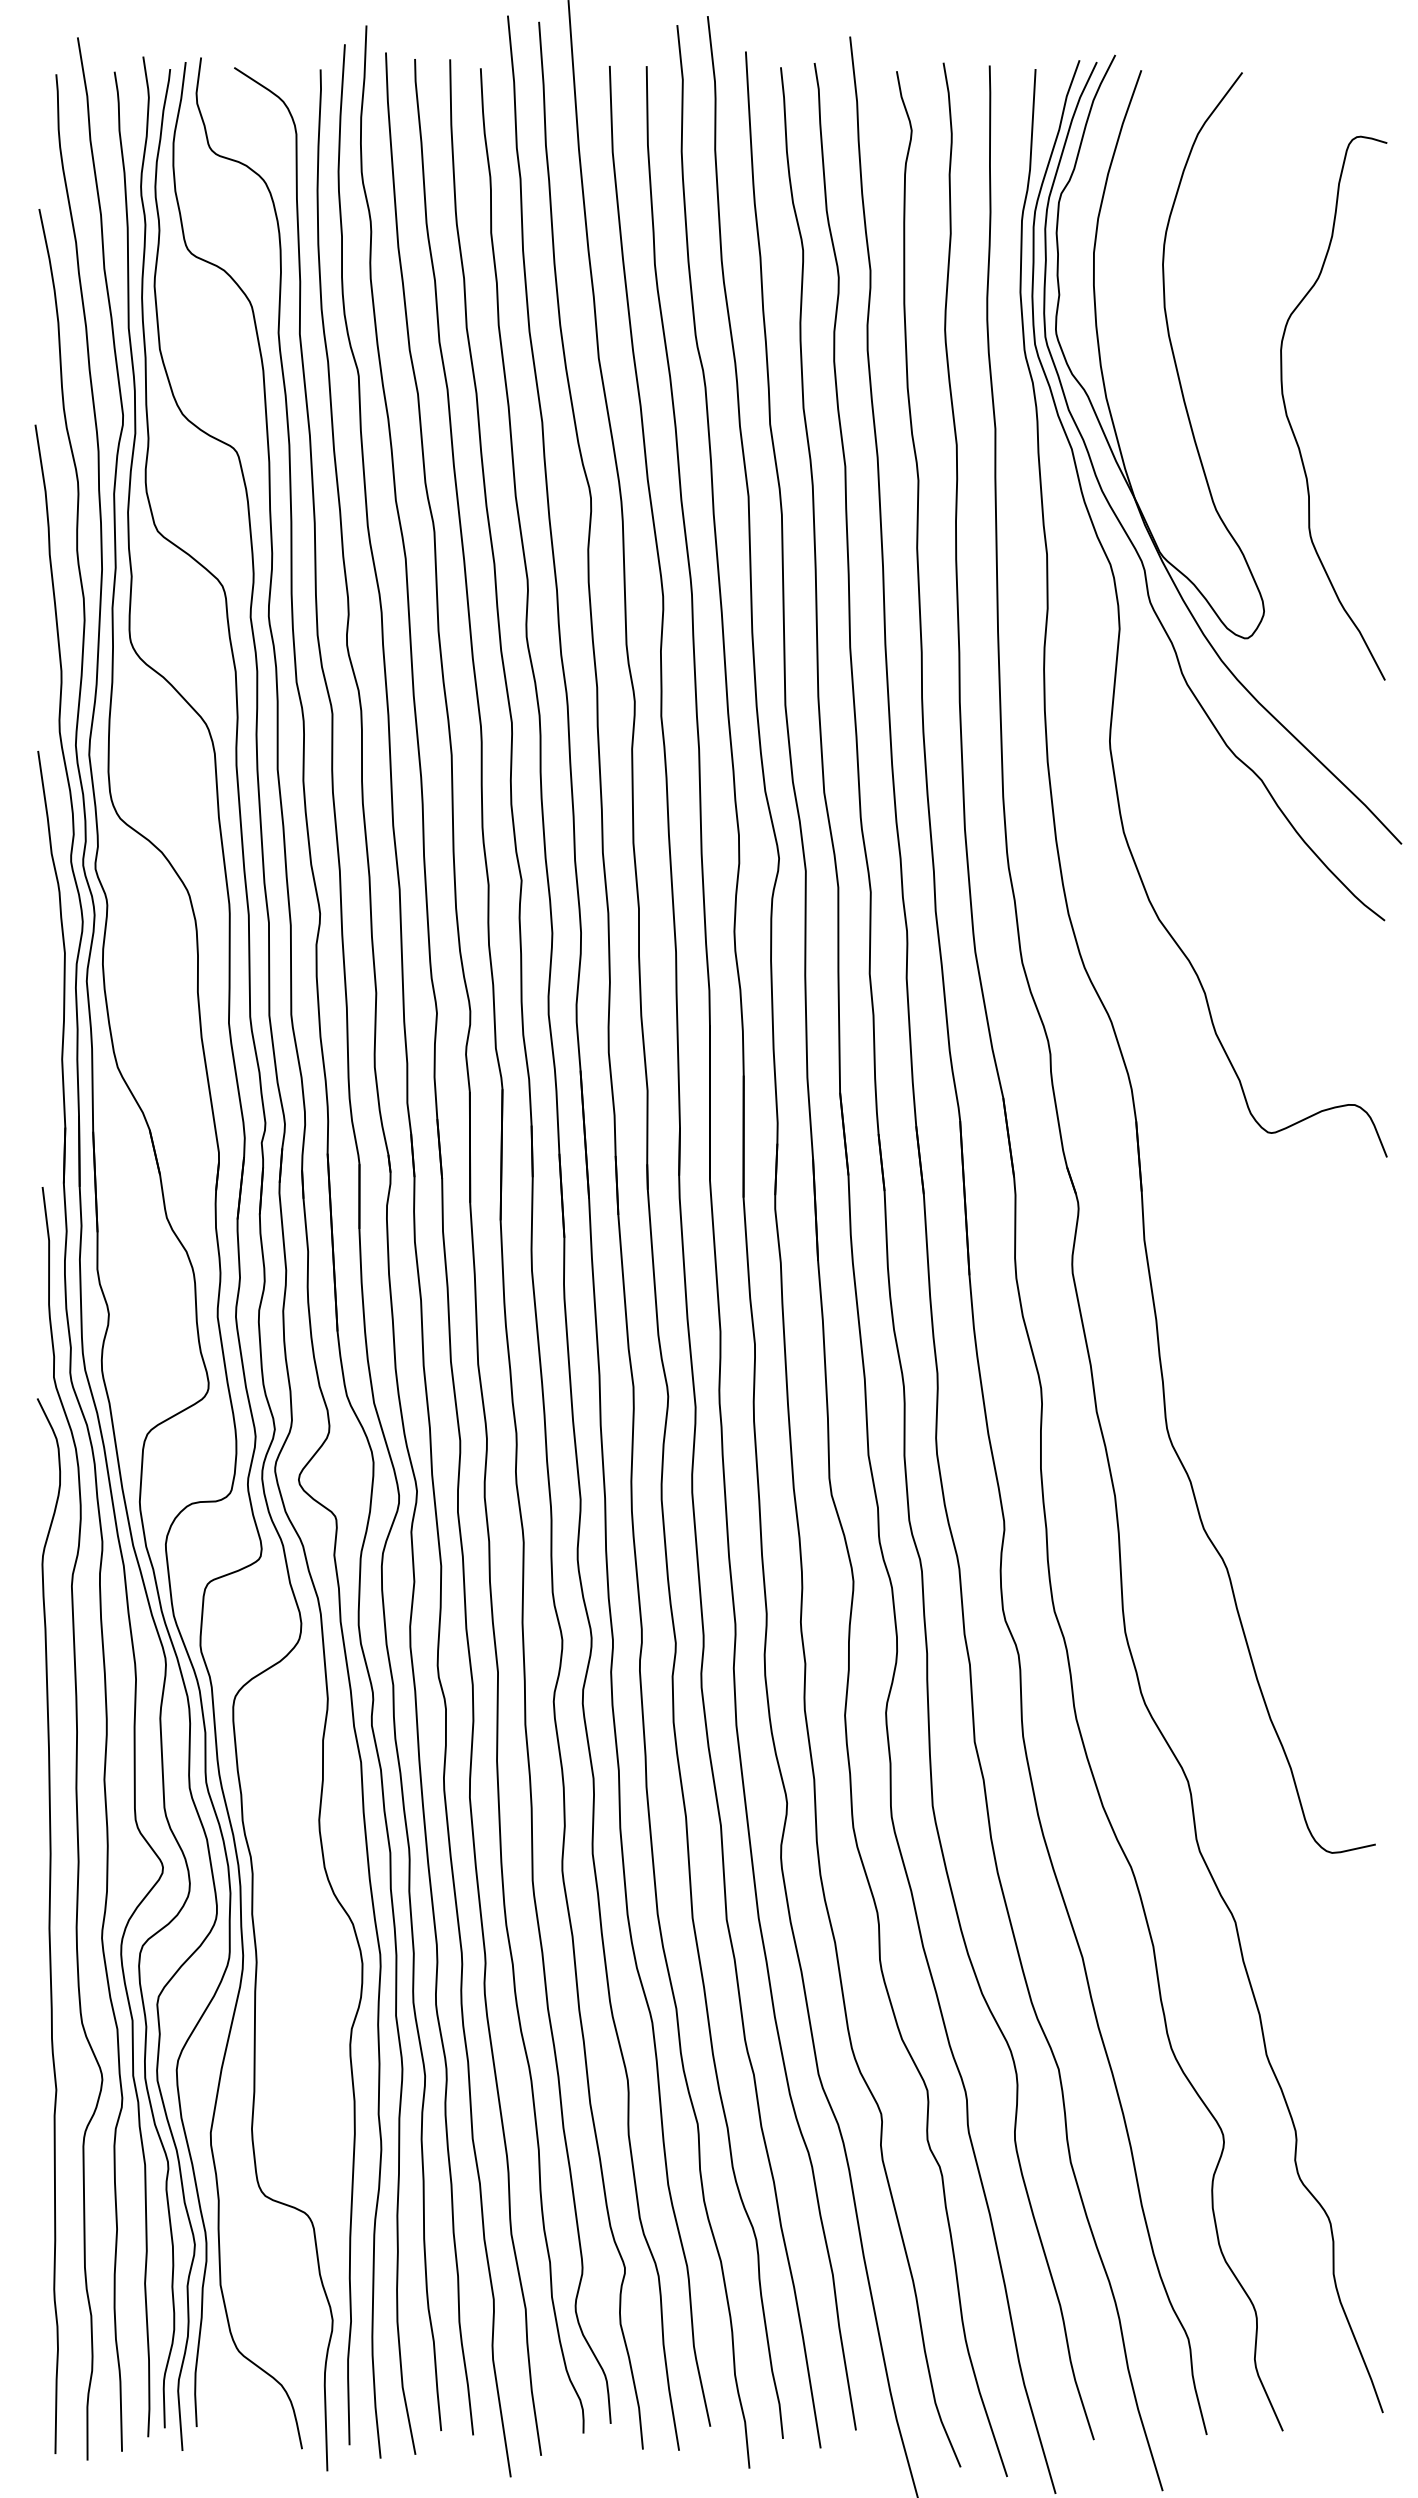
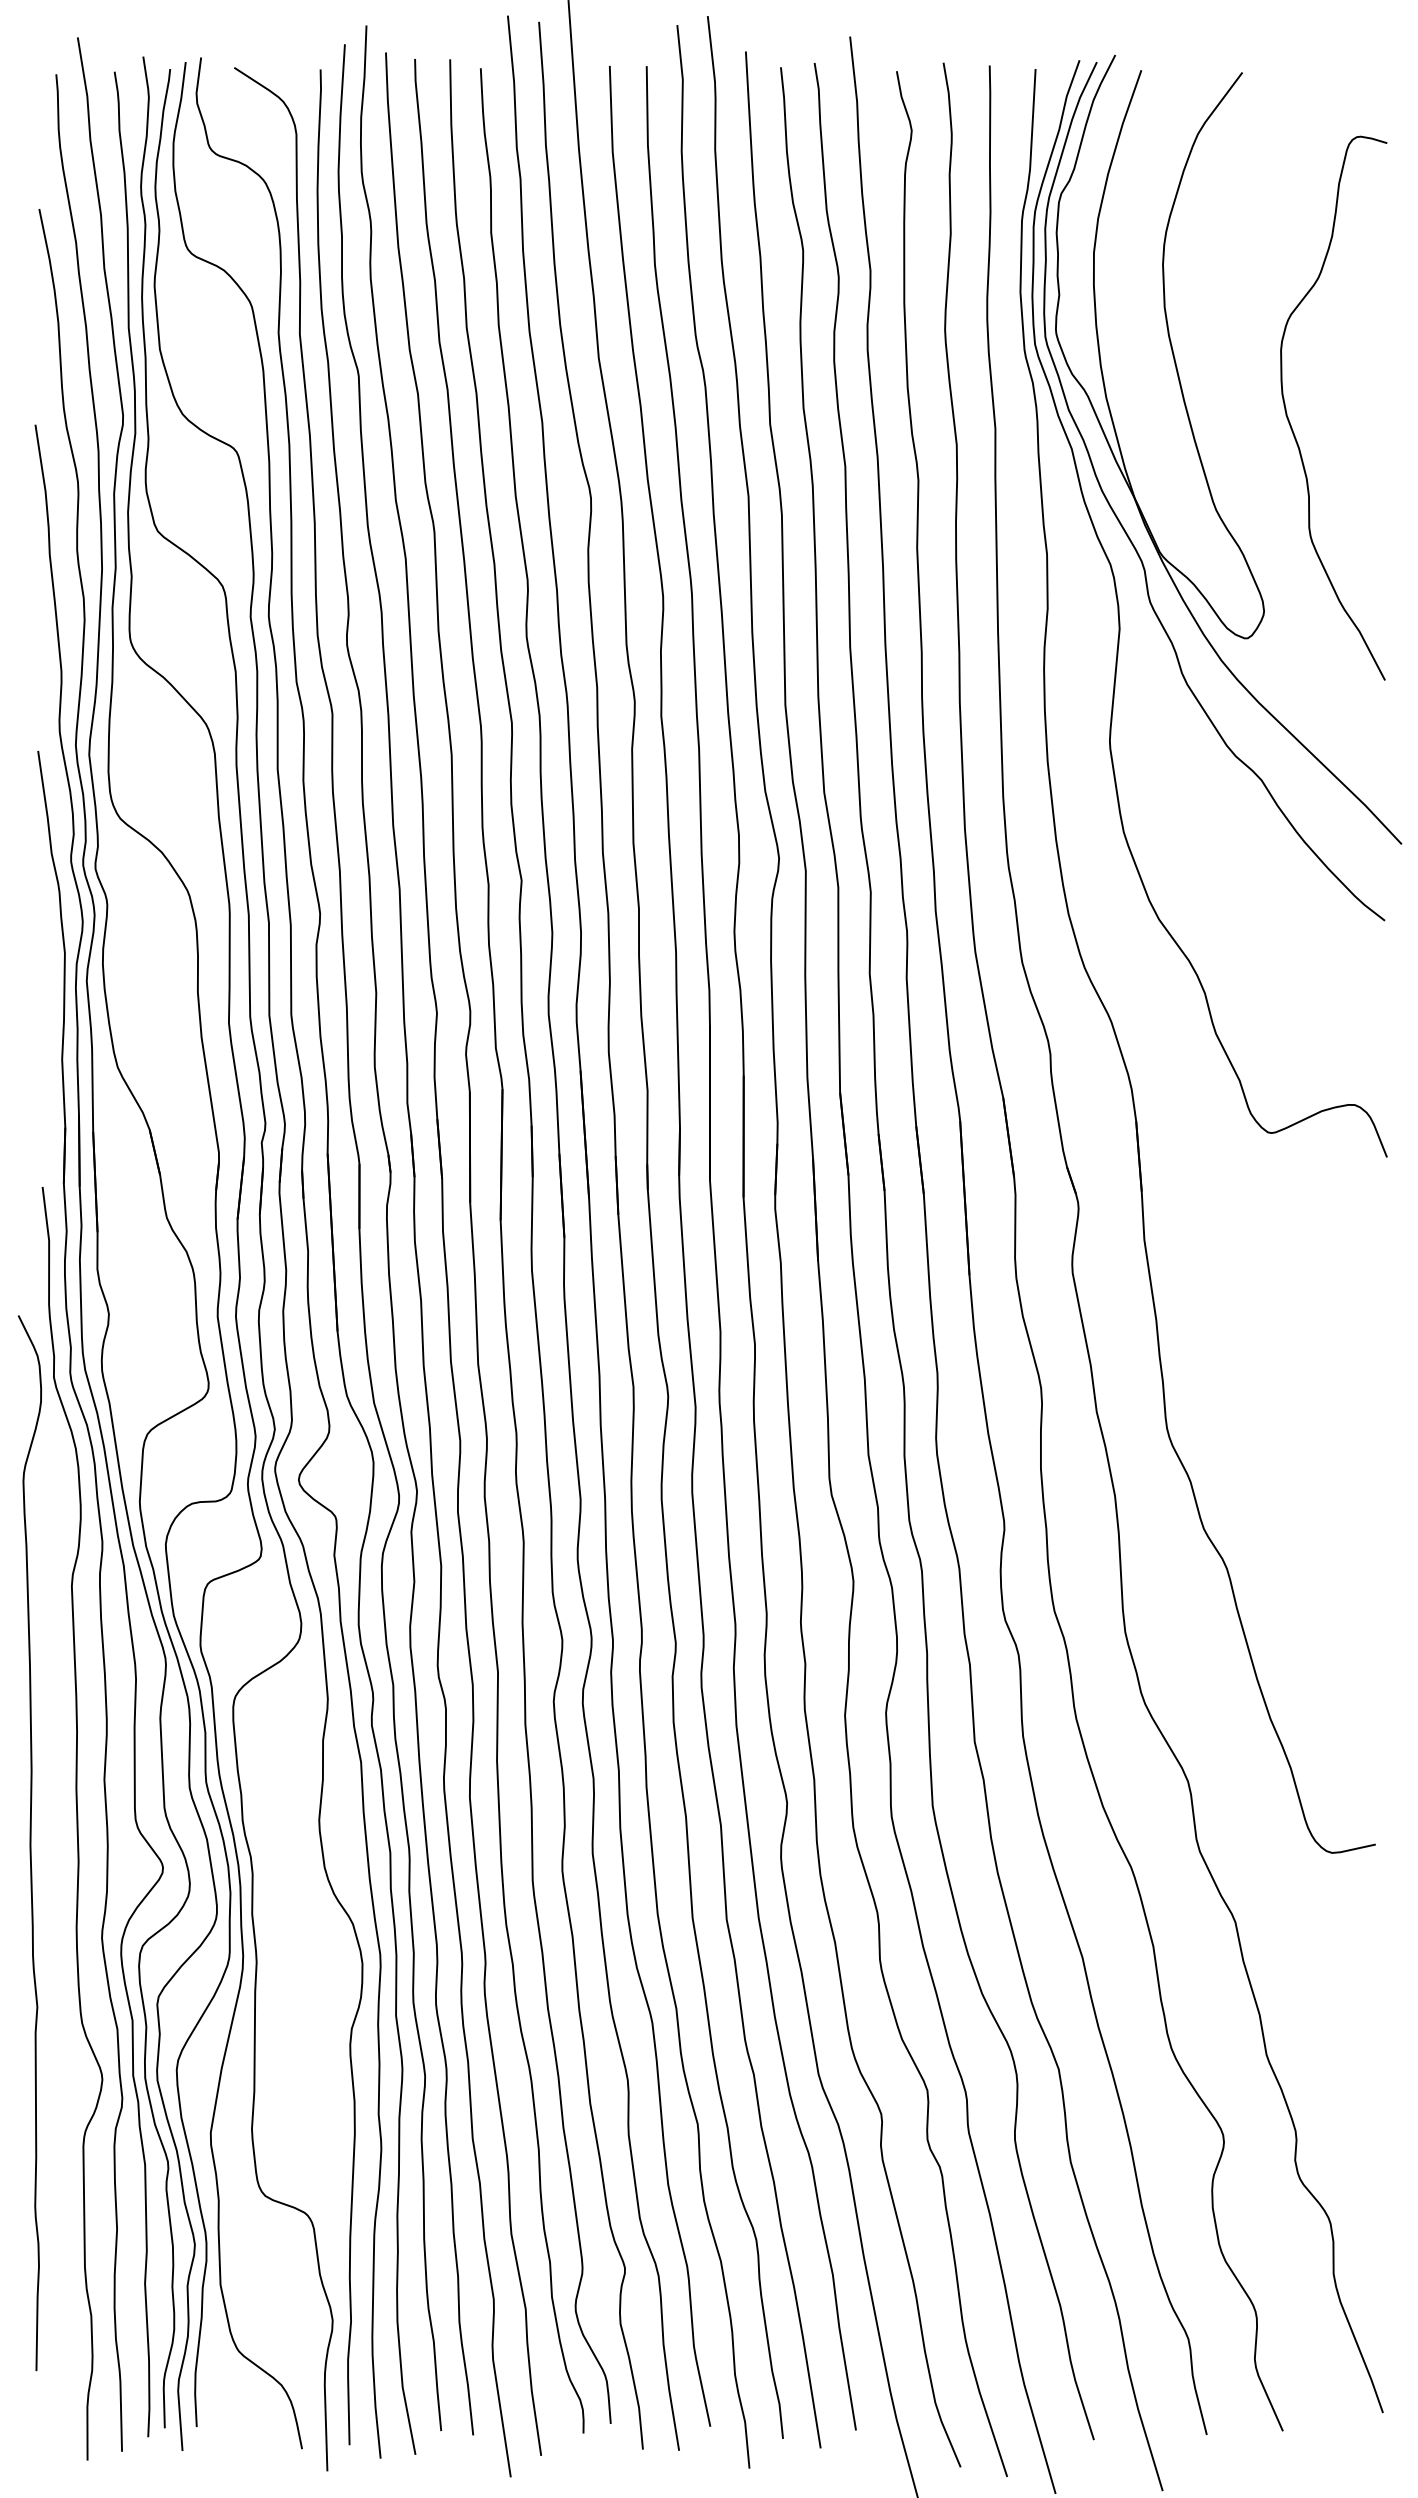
curve position: (48, 1926) -> (29, 1843) (29, 1843)
